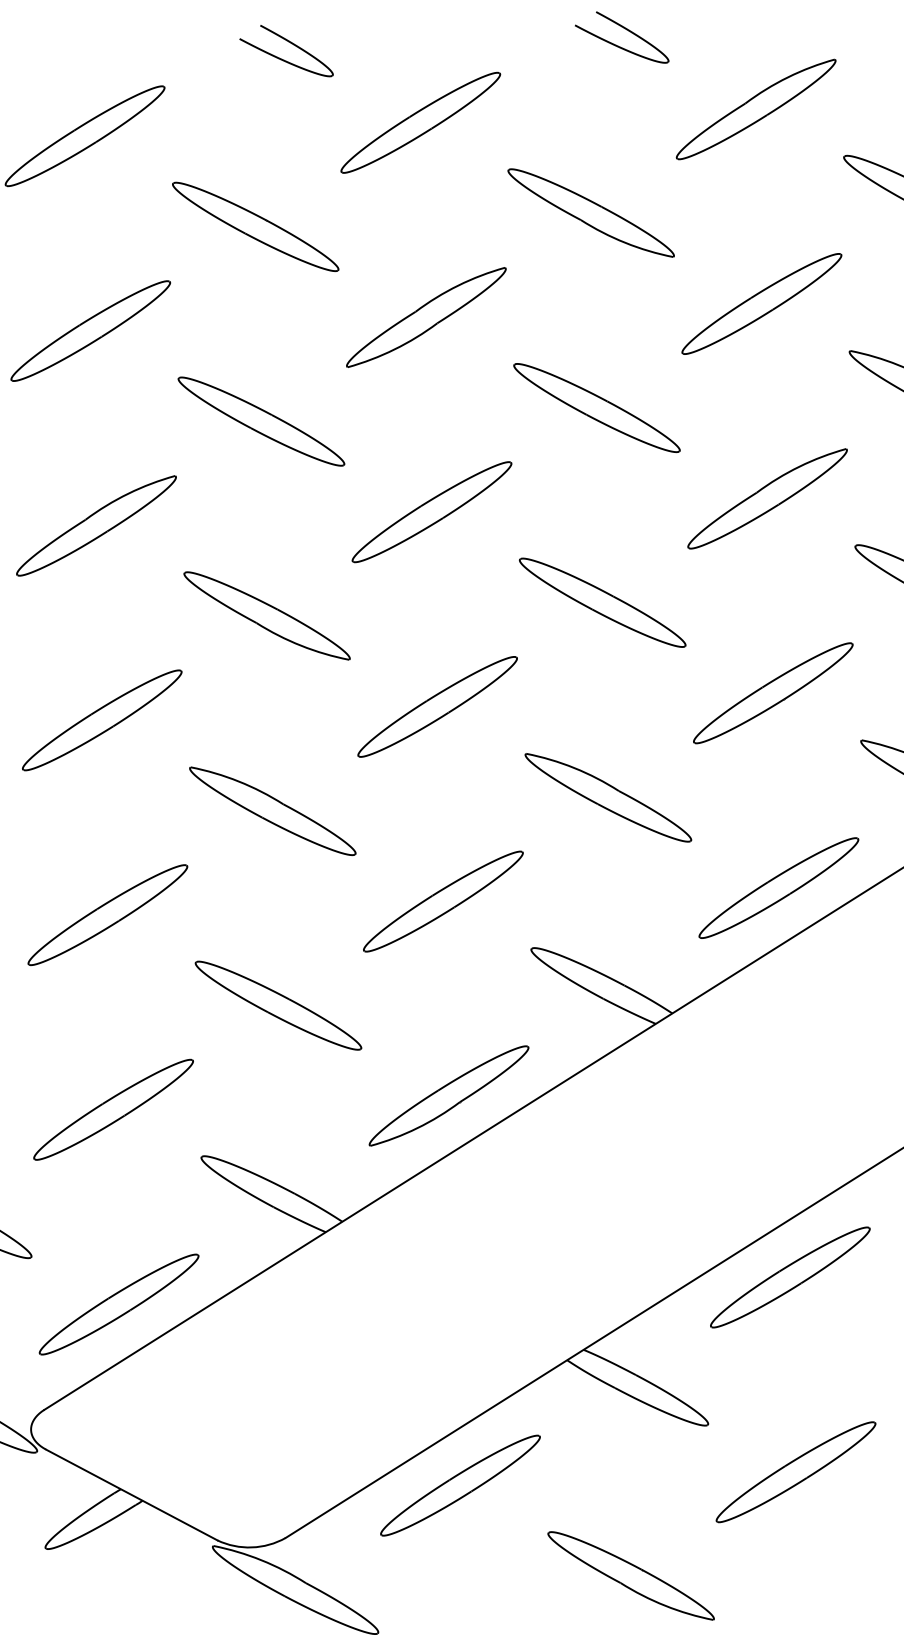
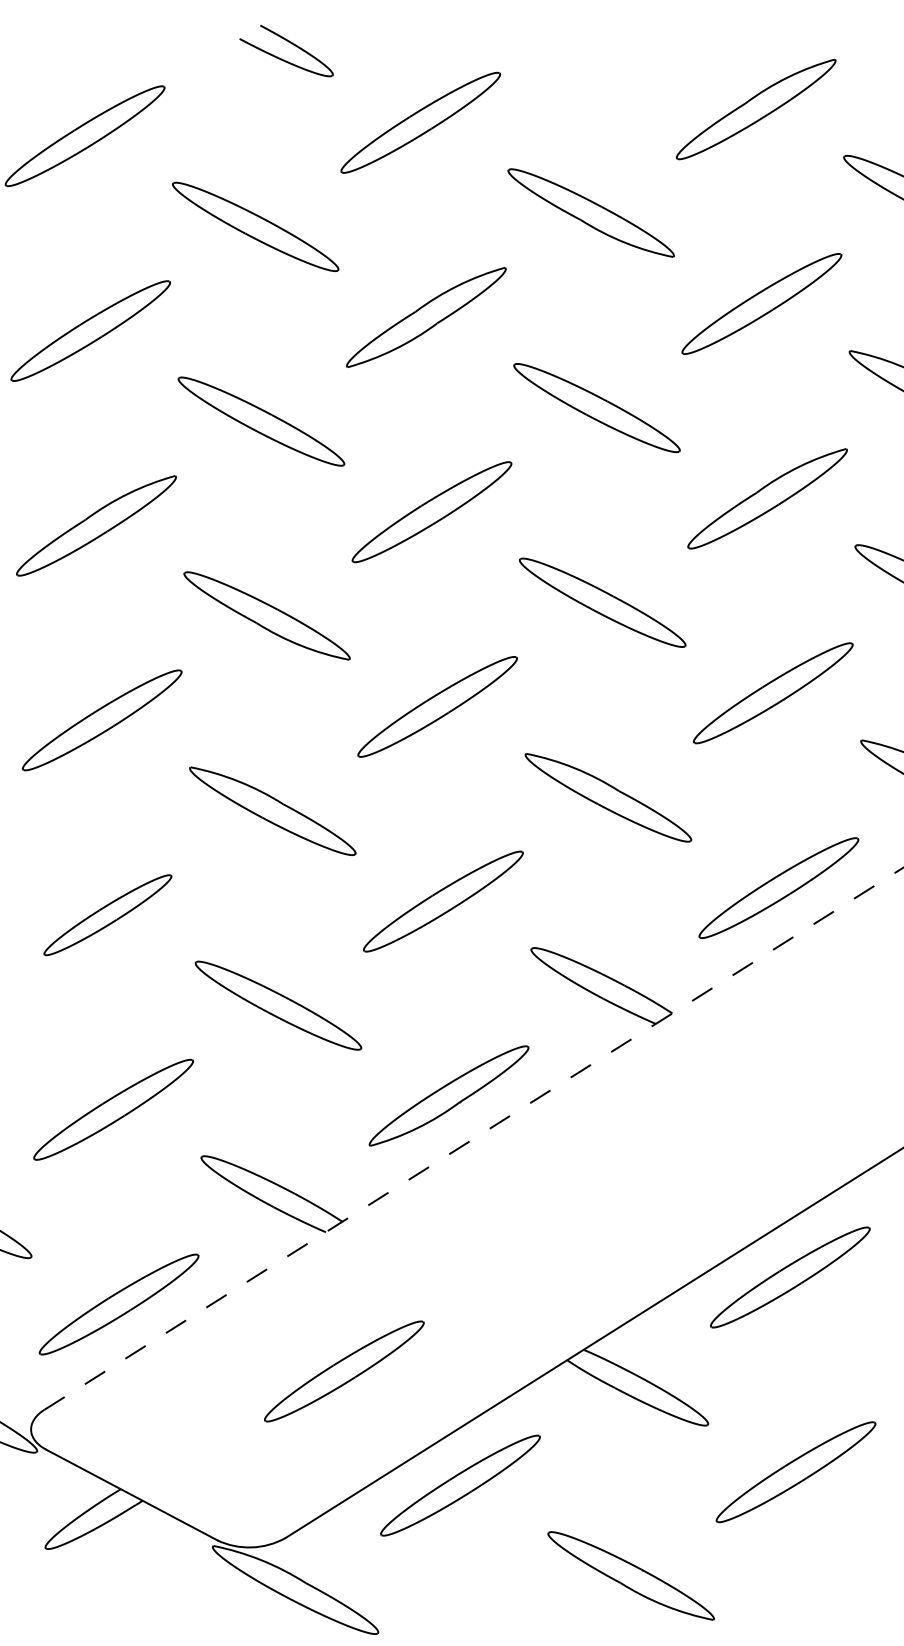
part: present -> none (626, 30)
part size: 162x103 px -> 130x83 px (107, 915)
line: solid -> dashed (474, 1138)
part: none -> present (344, 1371)
